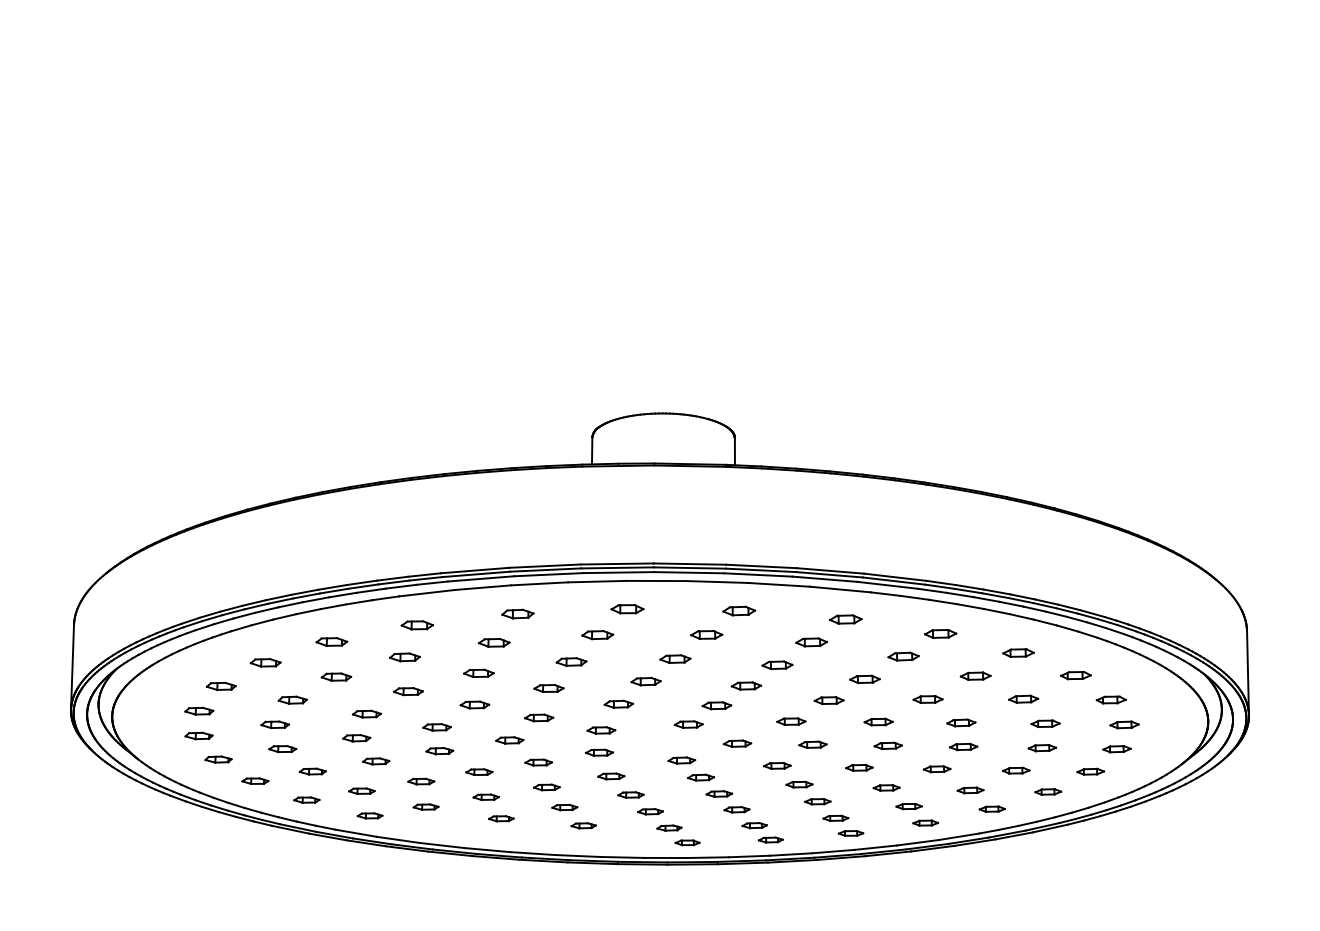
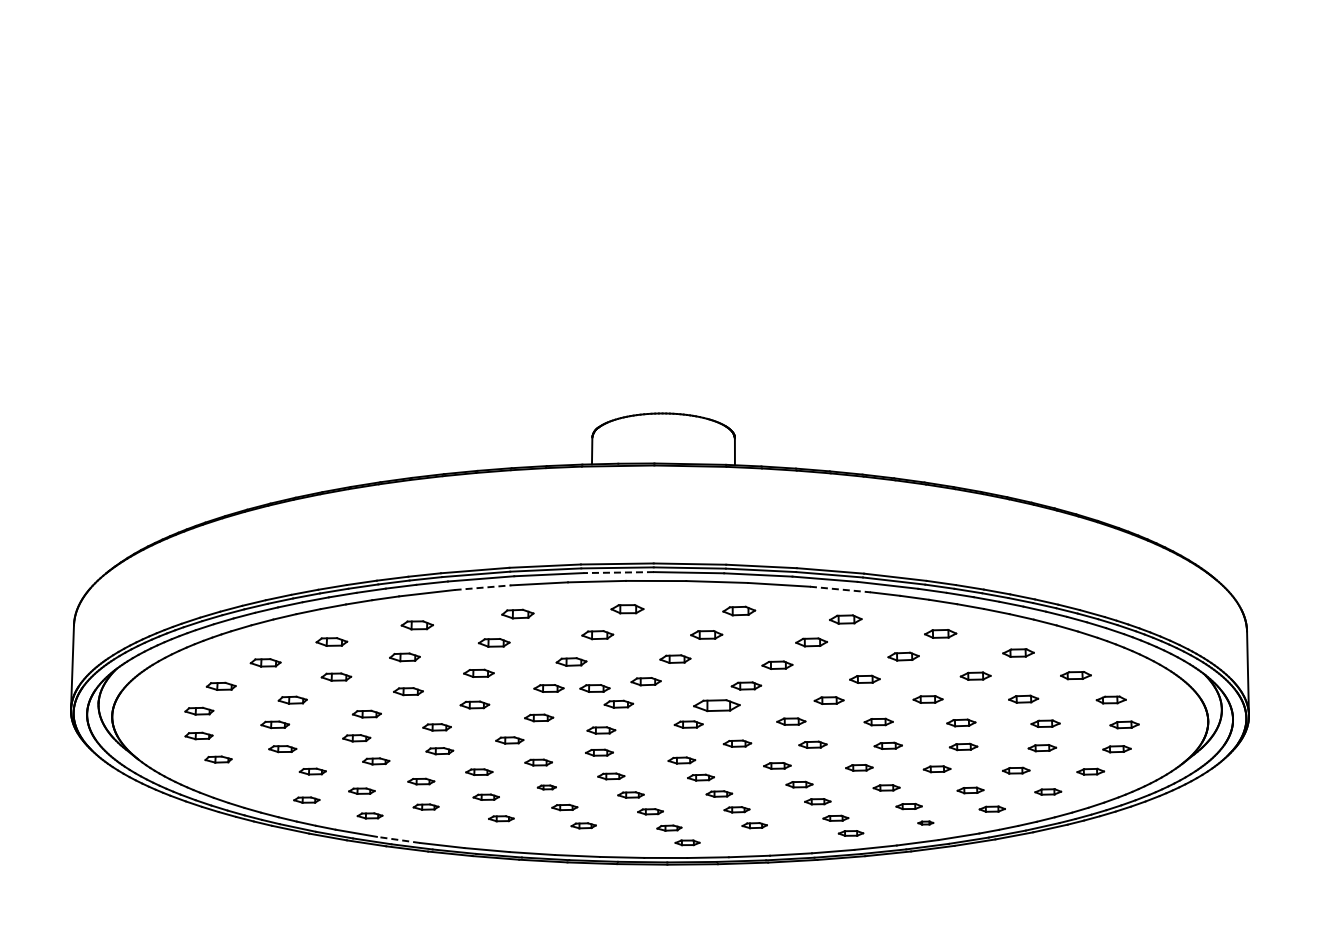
line: solid -> dashed (618, 572)
line: solid -> dashed (483, 587)
line: solid -> dashed (840, 589)
part: none -> present (594, 688)
part size: 32x10 px -> 48x14 px (716, 705)
part: present -> none (255, 780)
part size: 28x9 px -> 21x7 px (546, 787)
part size: 28x8 px -> 18x6 px (925, 822)
line: solid -> dashed (398, 839)
part: present -> none (770, 839)
